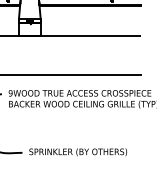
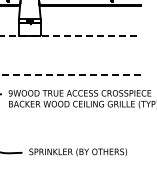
line: solid -> dashed (71, 36)
line: solid -> dashed (70, 75)
